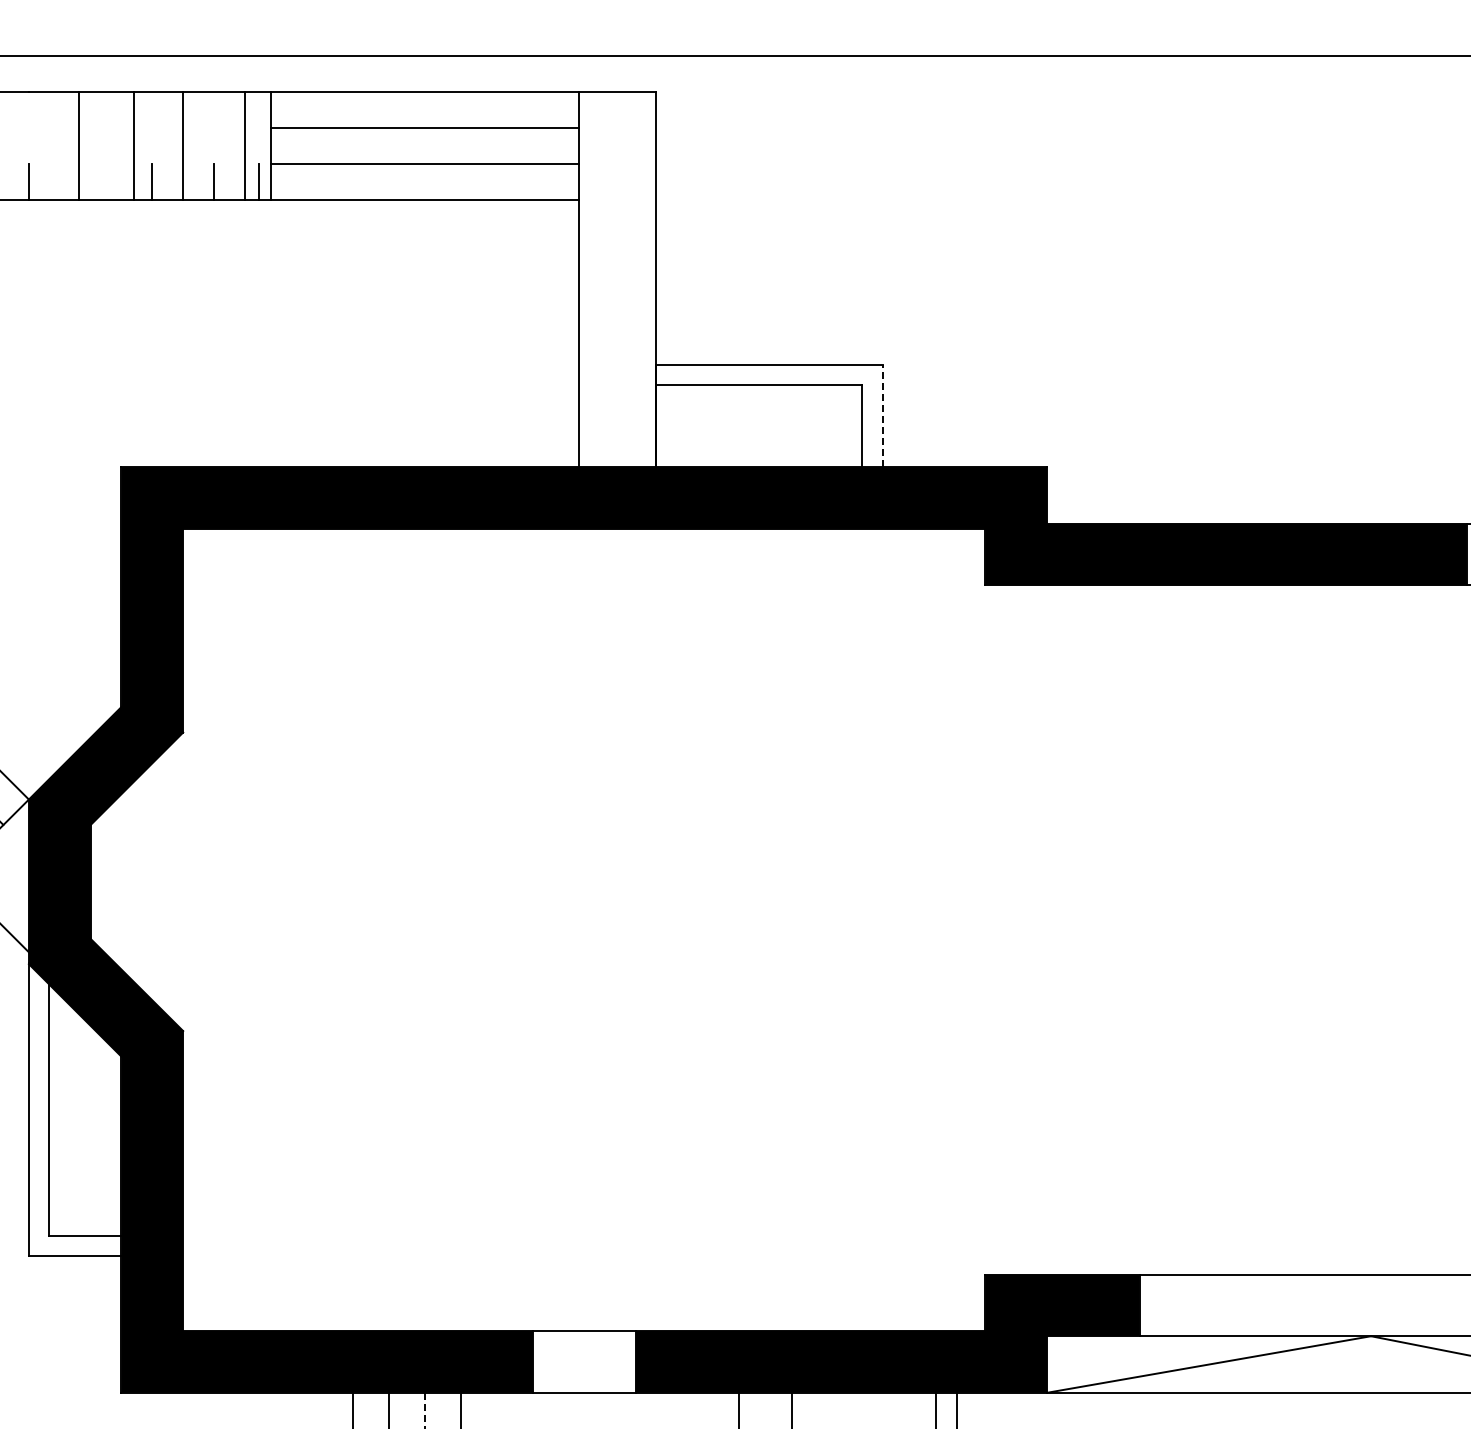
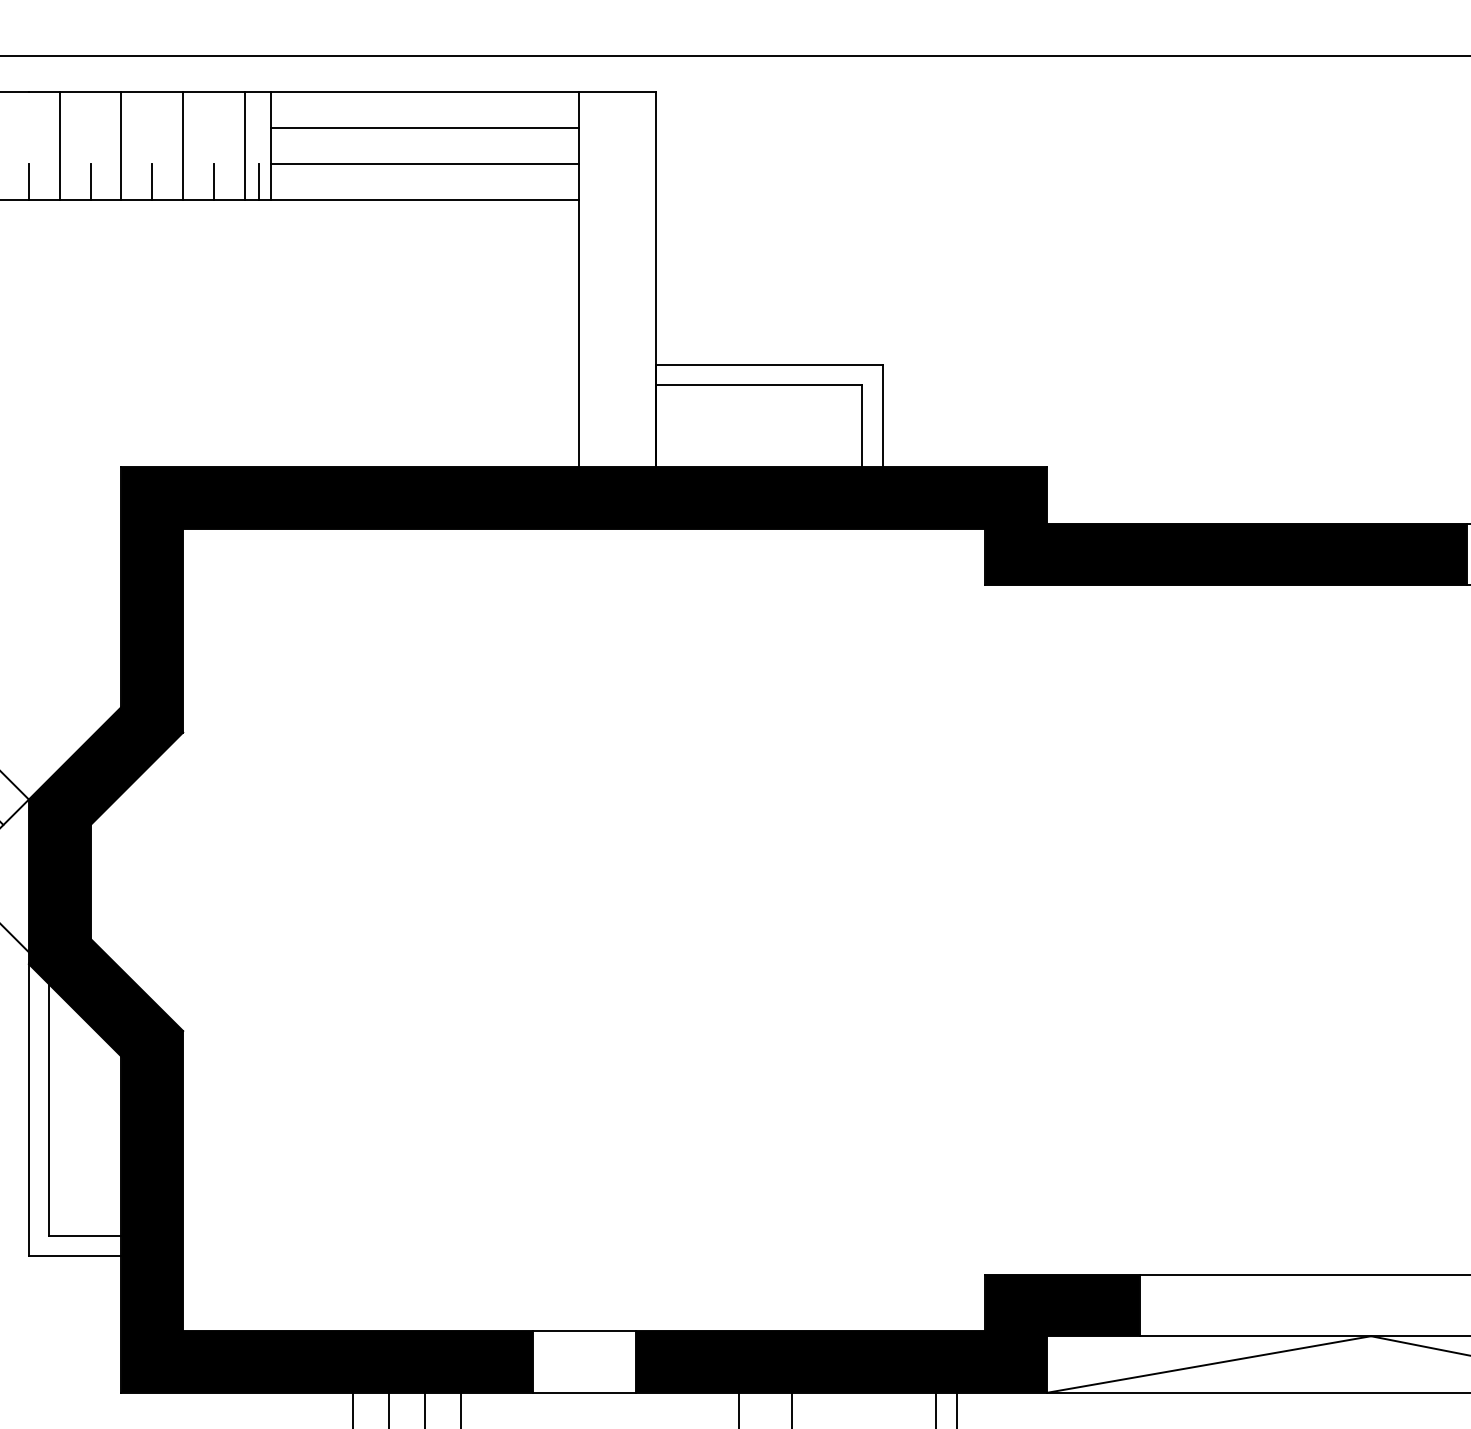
line position: (78, 145) -> (59, 145) (59, 145)
line position: (134, 145) -> (121, 145) (121, 145)
line: none -> present (90, 181)
line: dashed -> solid (882, 415)
line: dashed -> solid (424, 1410)
